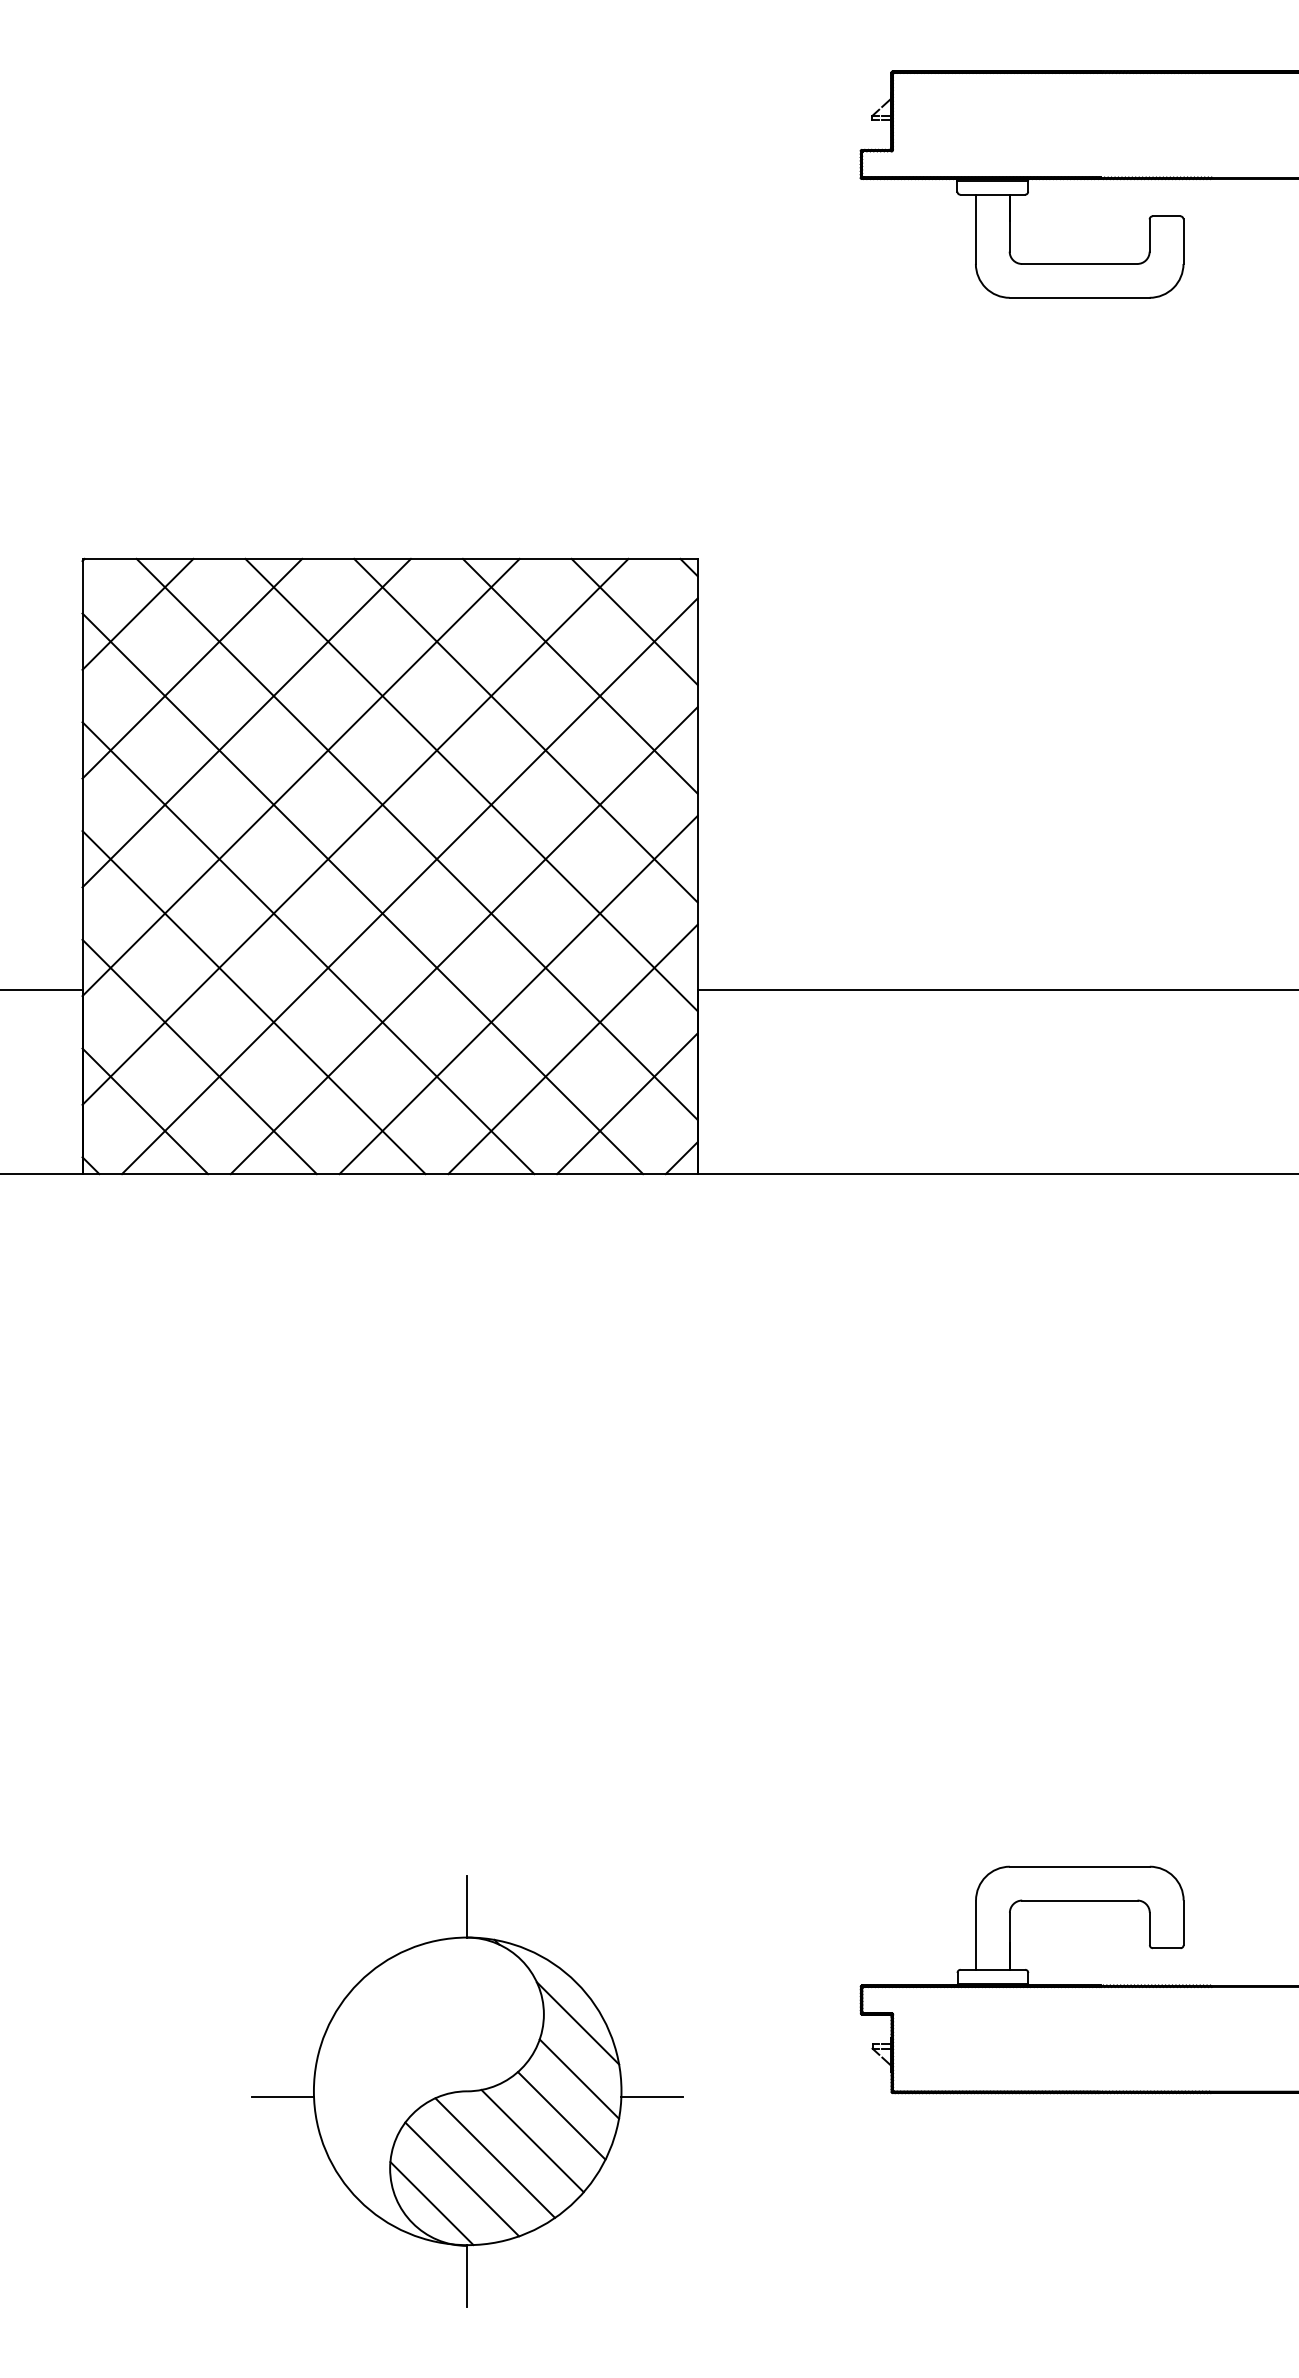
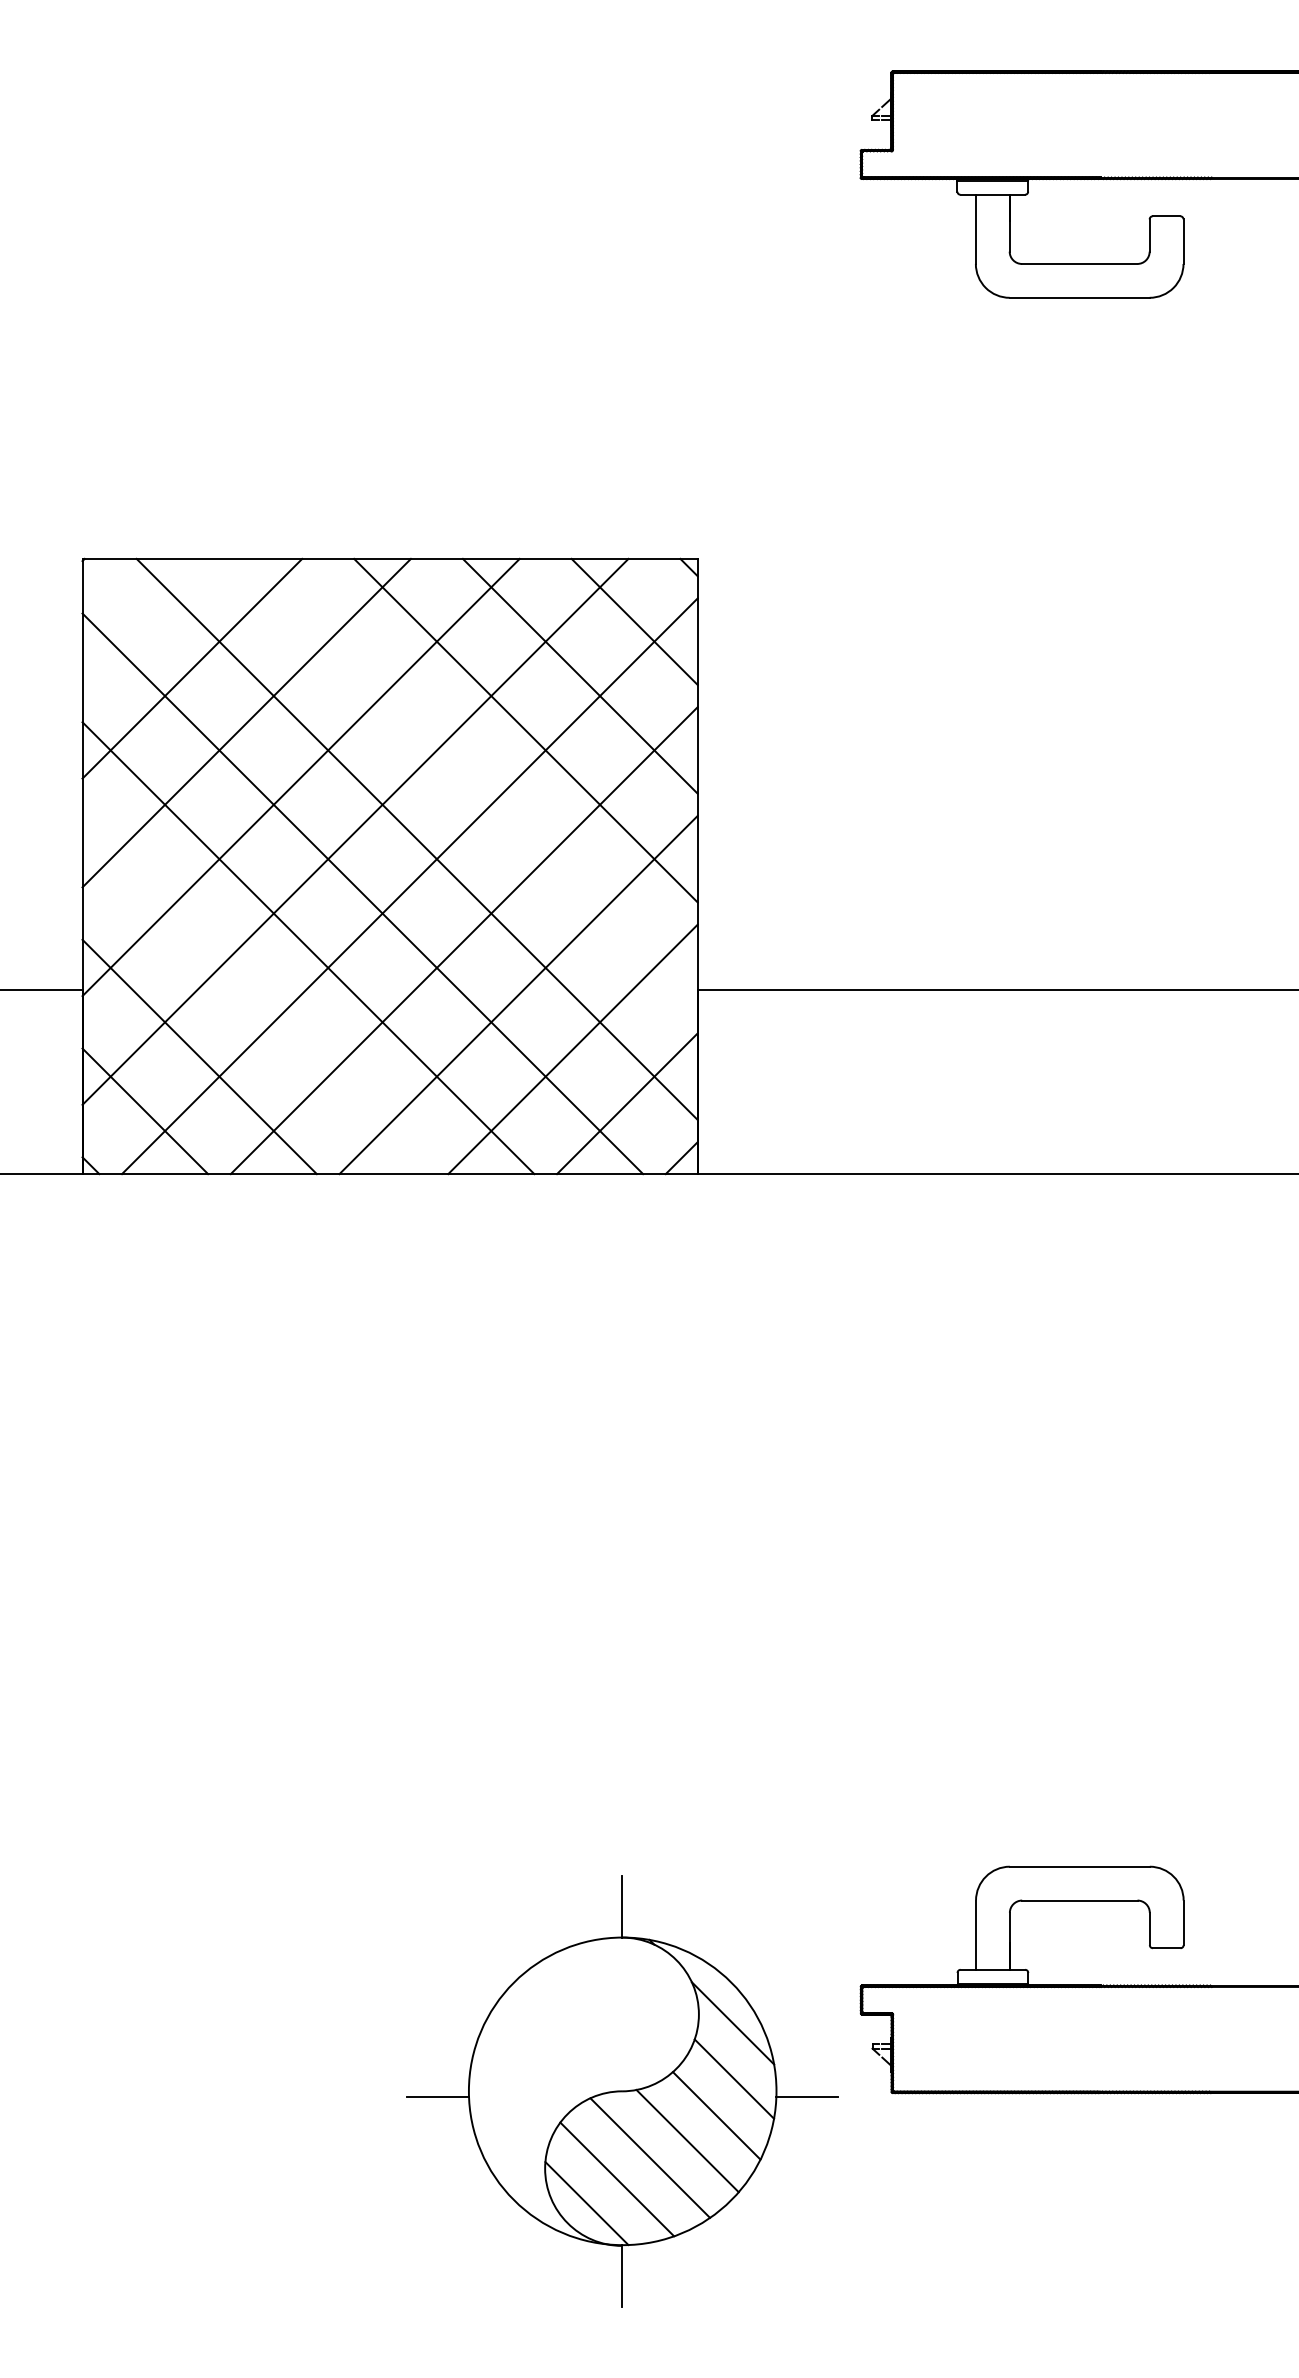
line: present -> none (137, 613)
line: present -> none (471, 784)
line: present -> none (253, 1002)
part position: (467, 2091) -> (622, 2091) (622, 2091)
